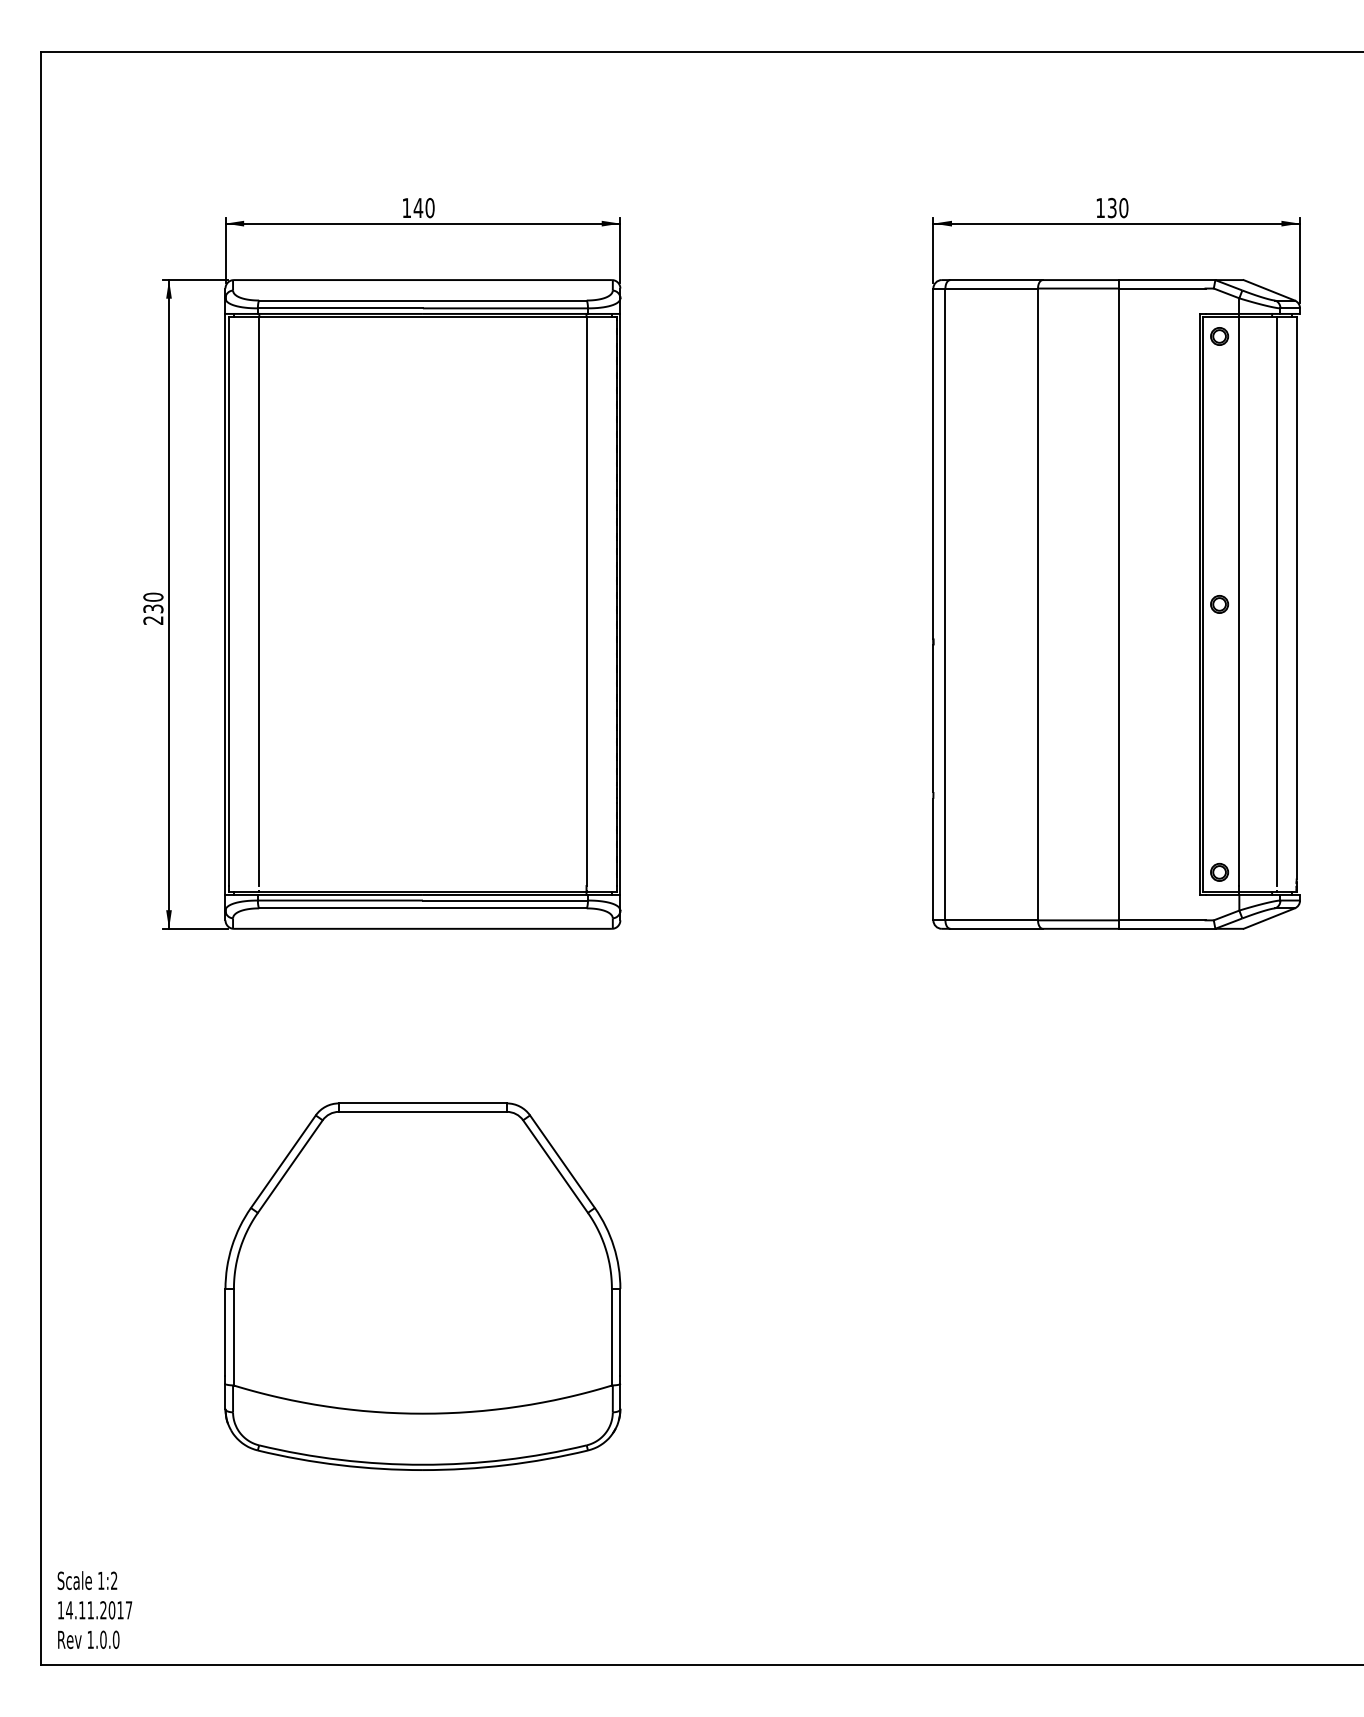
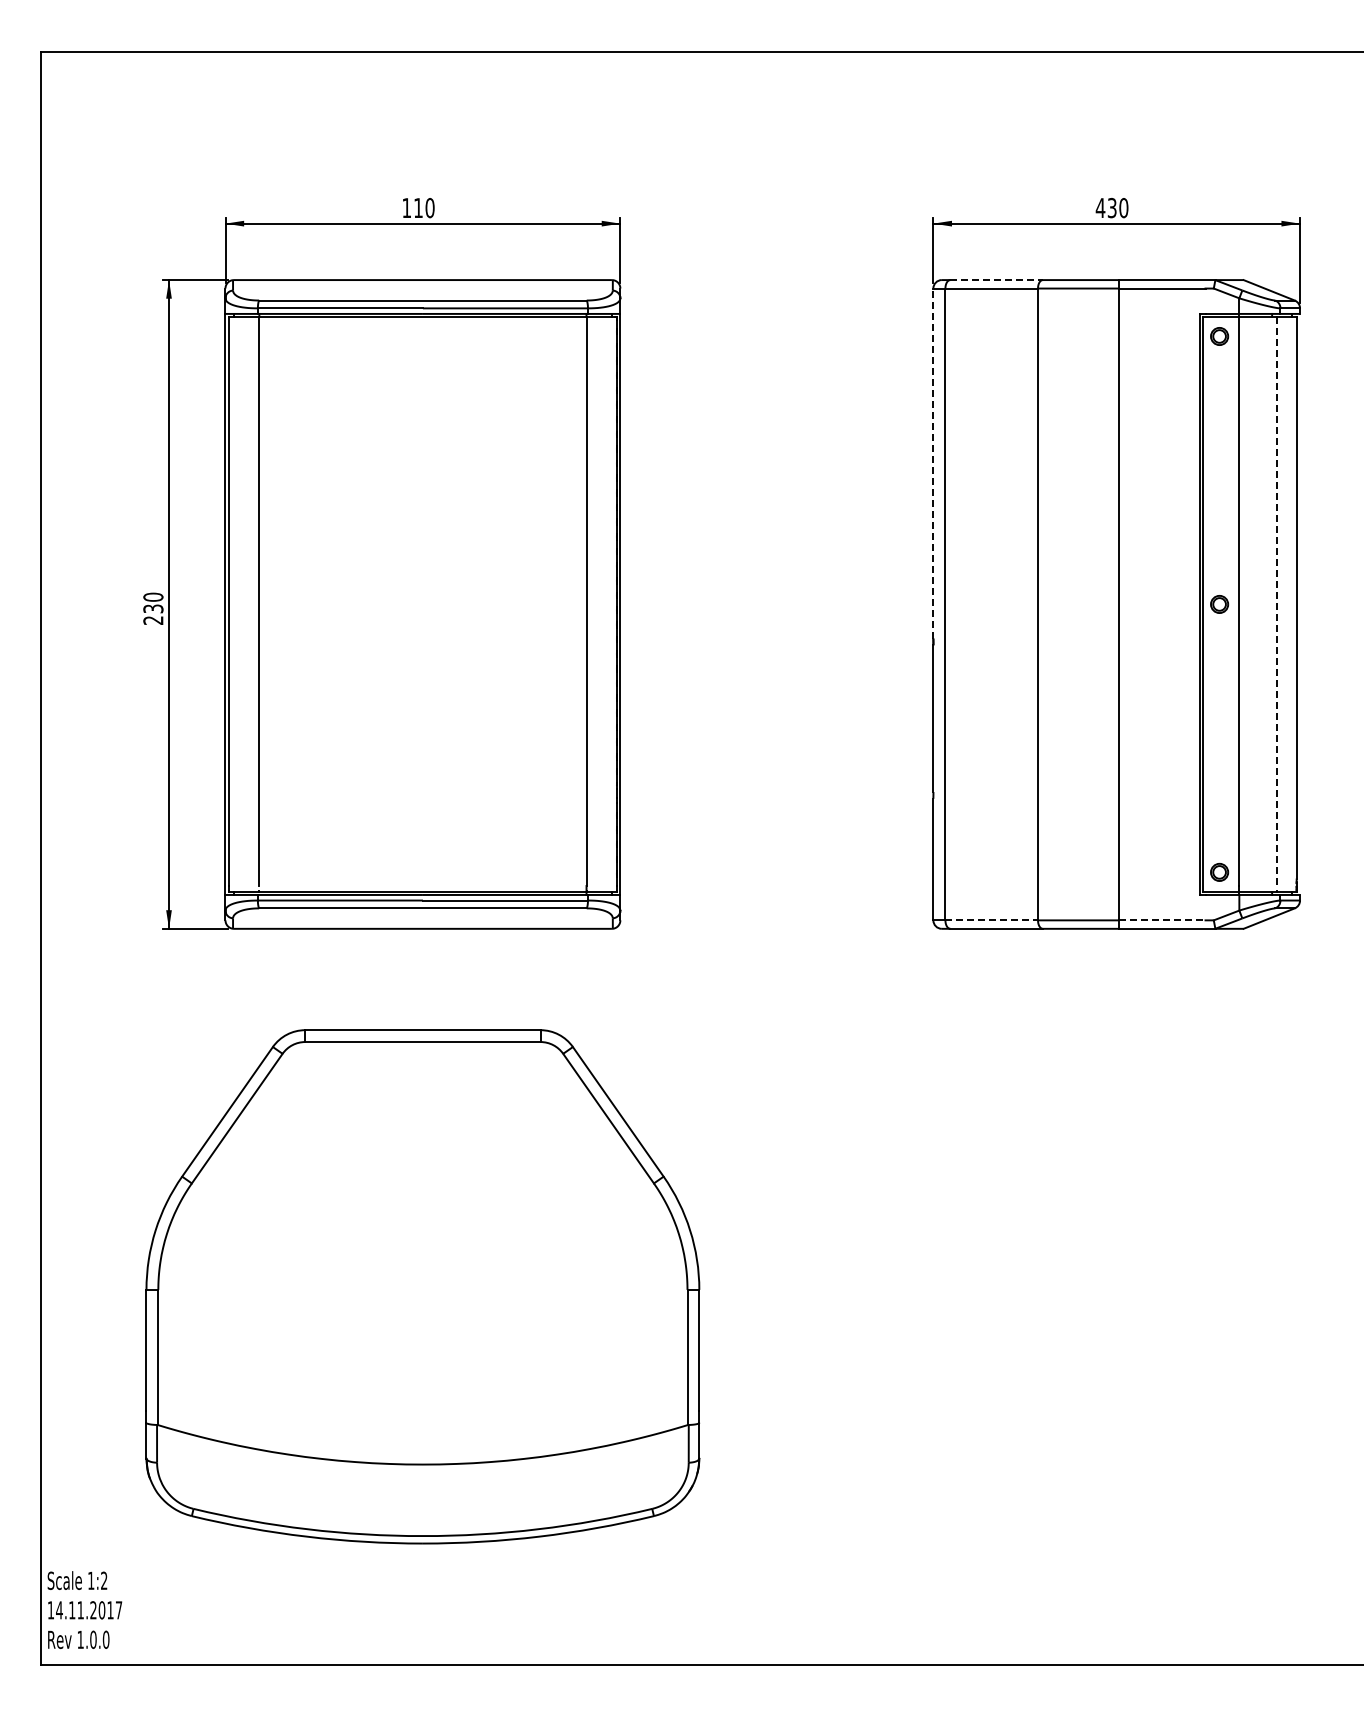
text: 140 -> 110 (418, 207)
text: 130 -> 430 (1100, 207)
line: solid -> dashed (997, 280)
line: solid -> dashed (933, 463)
line: solid -> dashed (1277, 601)
line: solid -> dashed (992, 920)
line: solid -> dashed (1162, 920)
part size: 398x369 px -> 556x516 px (422, 1286)
text position: (94, 1609) -> (84, 1609) (84, 1609)
